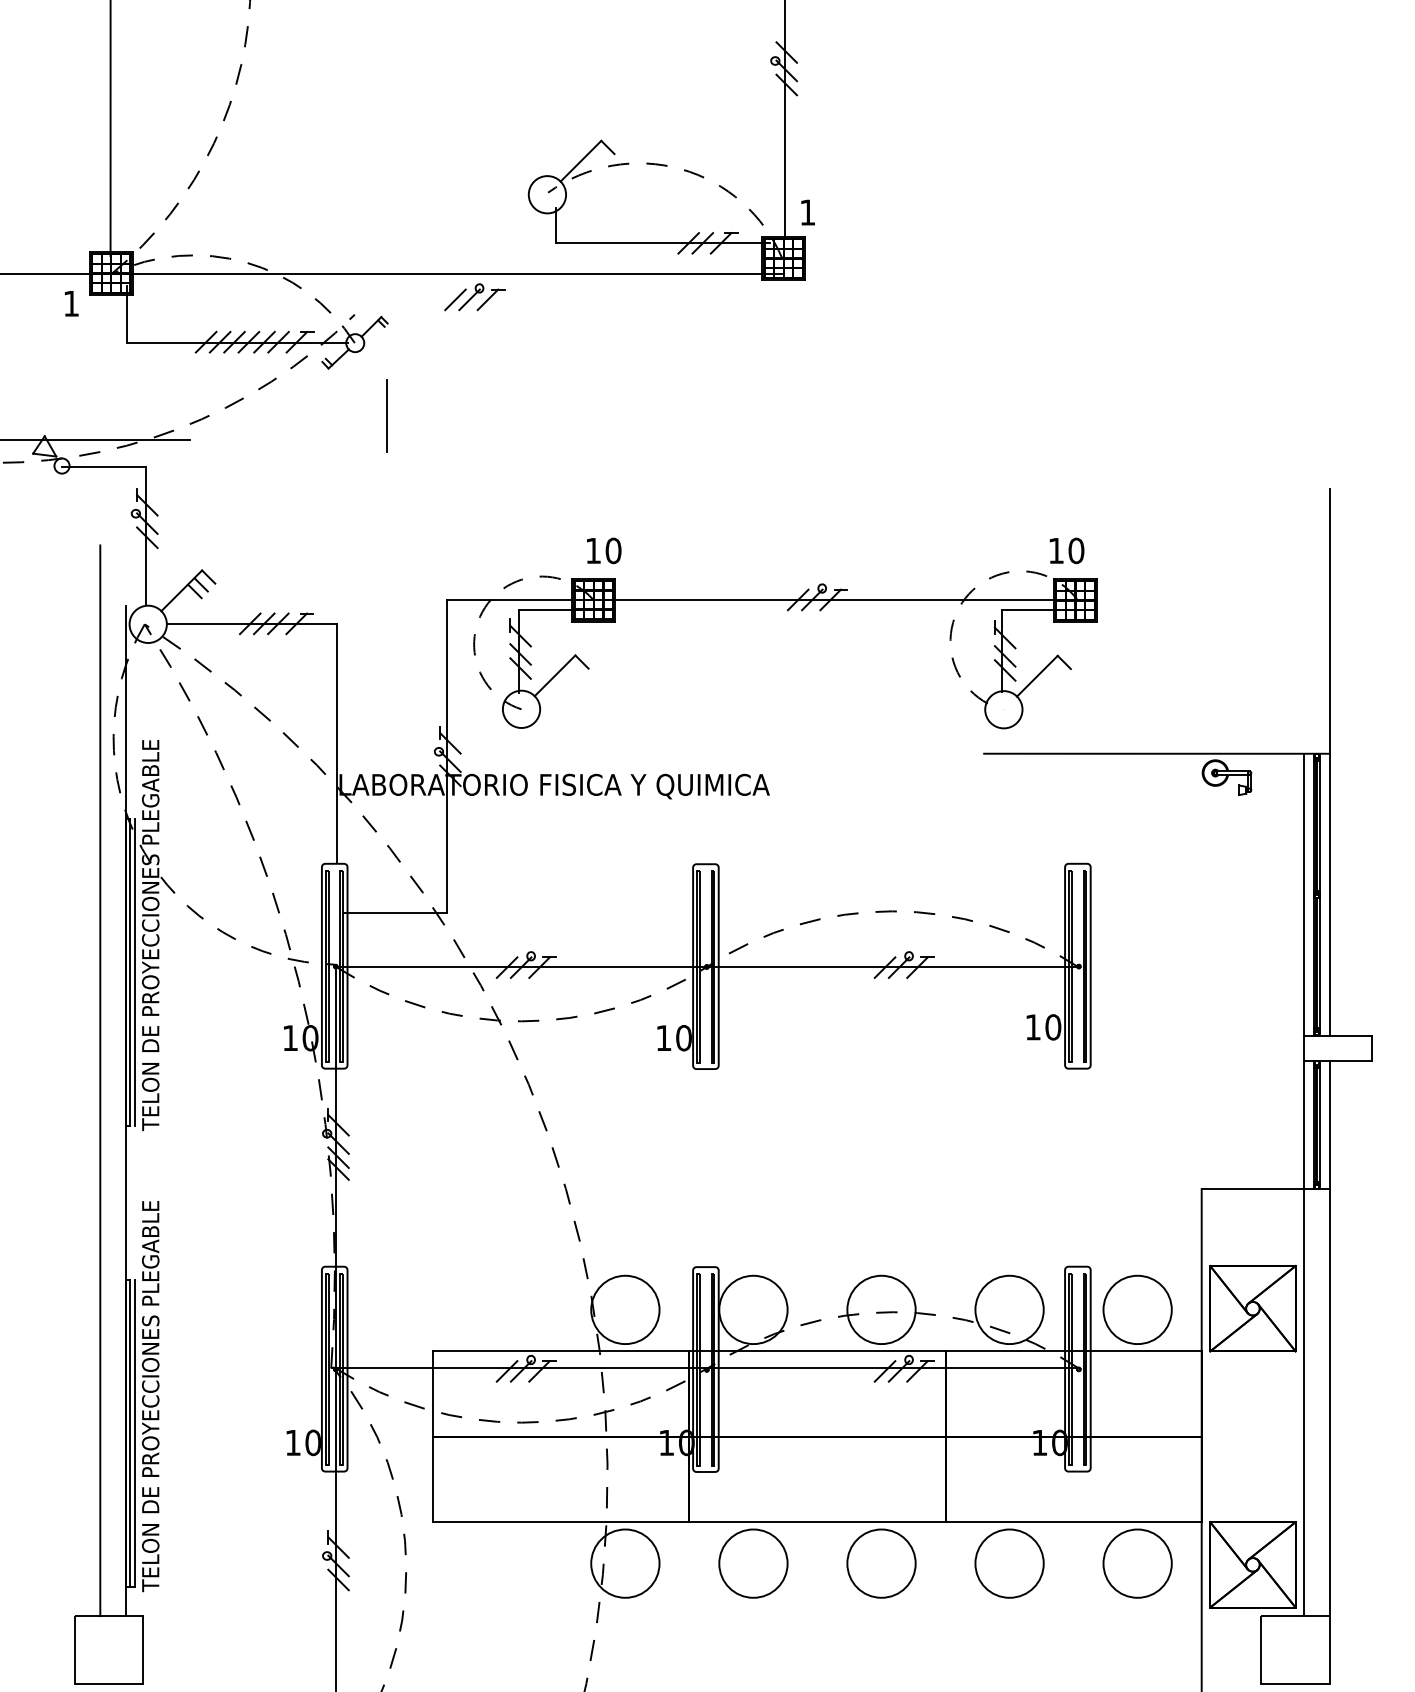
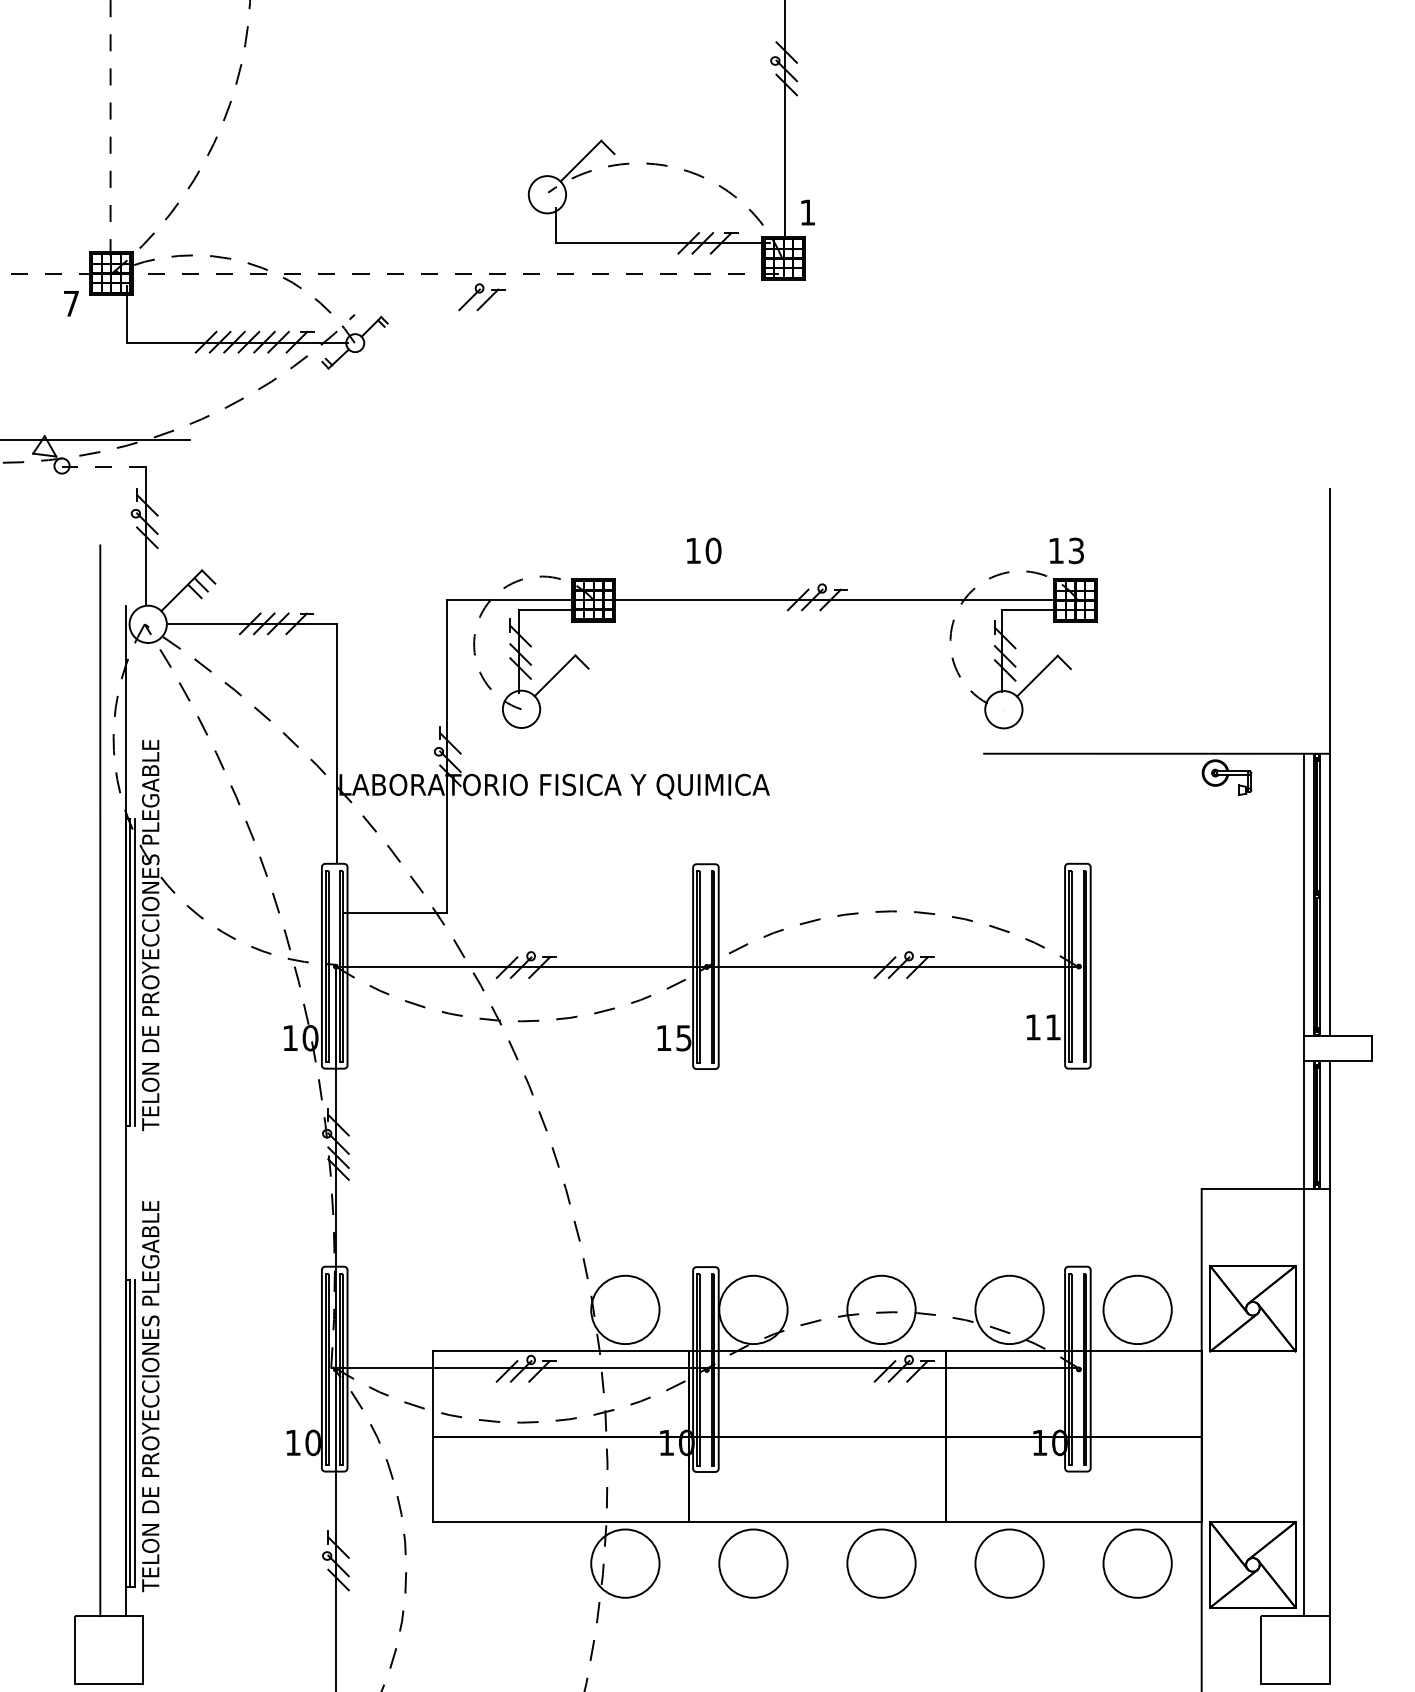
line: solid -> dashed (110, 128)
line: solid -> dashed (392, 273)
line: present -> none (455, 299)
text: 1 -> 7 (71, 303)
line: present -> none (386, 415)
line: solid -> dashed (103, 467)
text position: (604, 550) -> (704, 550) (704, 550)
text: 10 -> 13 (1076, 550)
text: 10 -> 11 (1053, 1027)
text: 10 -> 15 (683, 1038)
